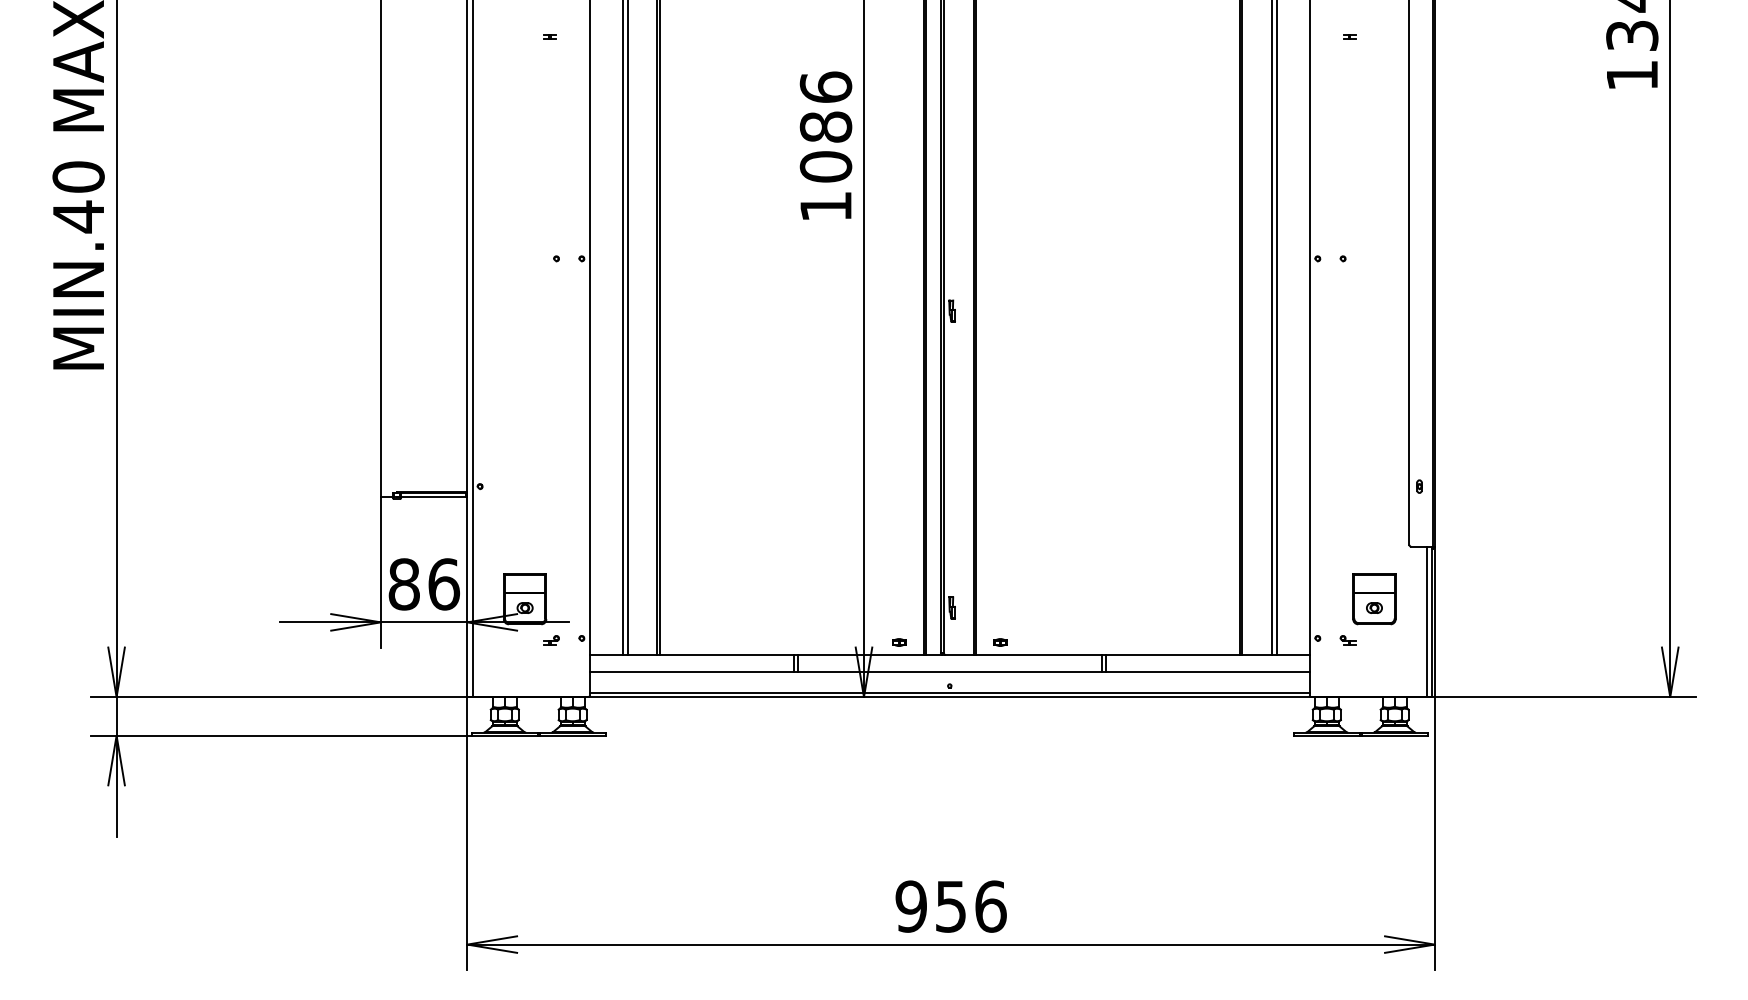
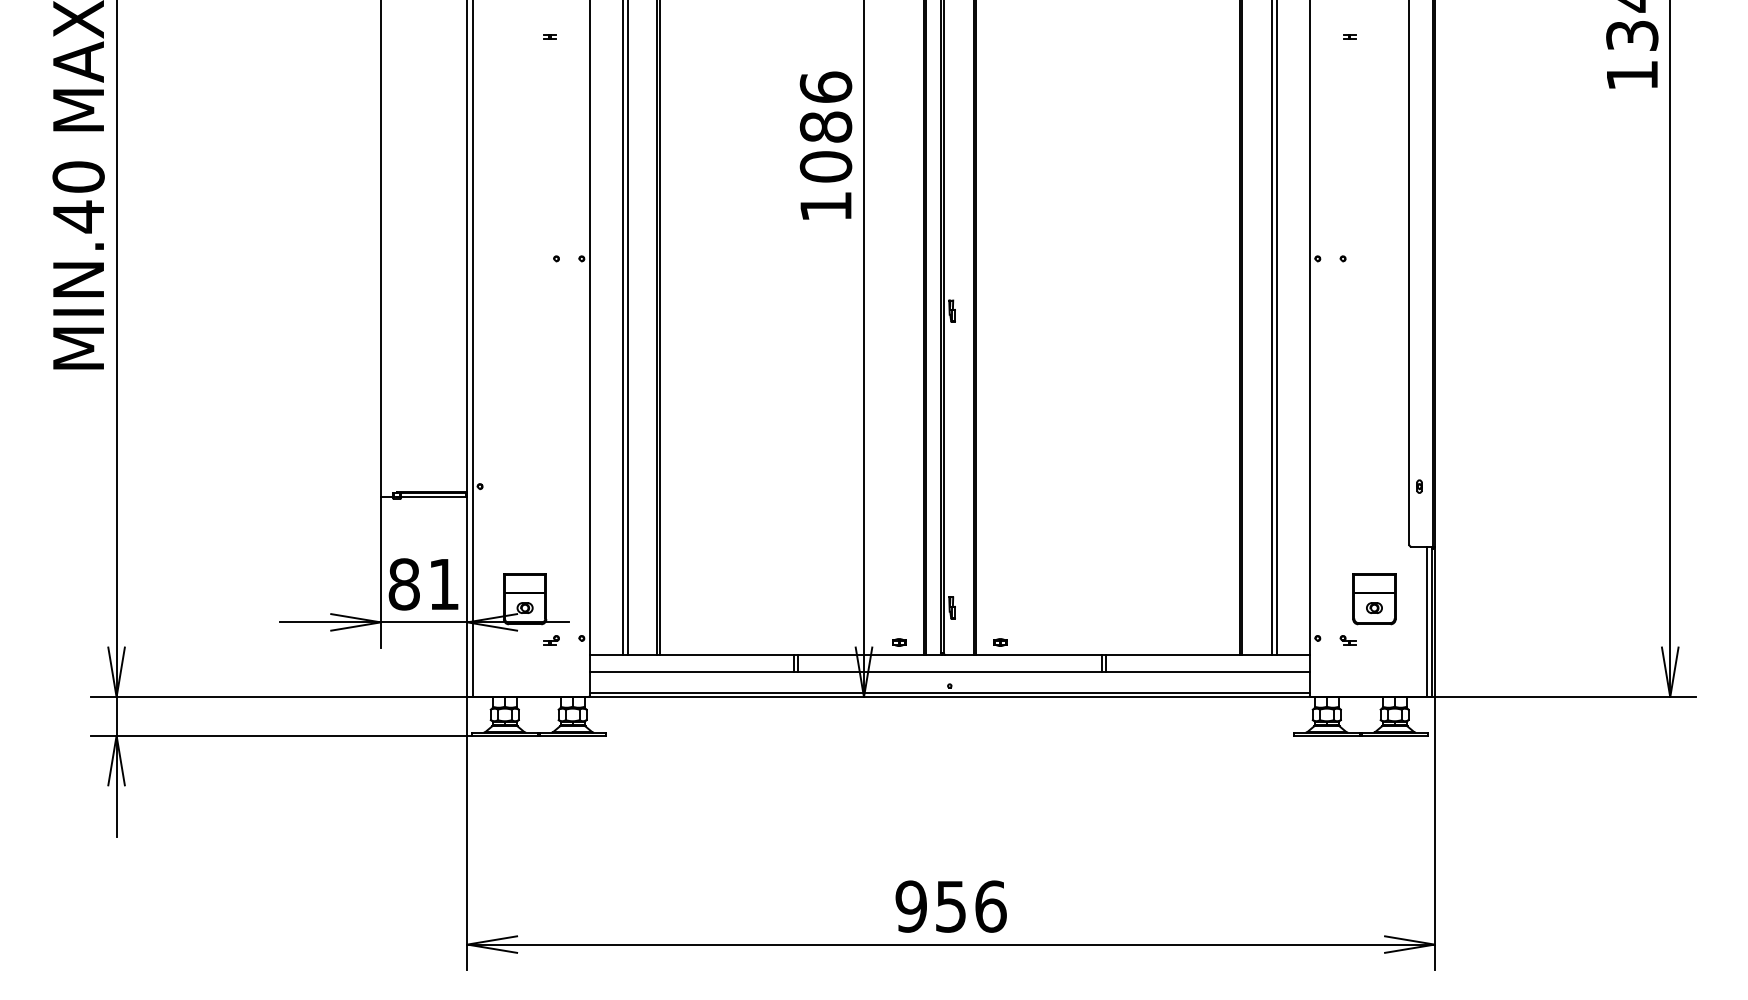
text: 86 -> 81 (444, 584)
